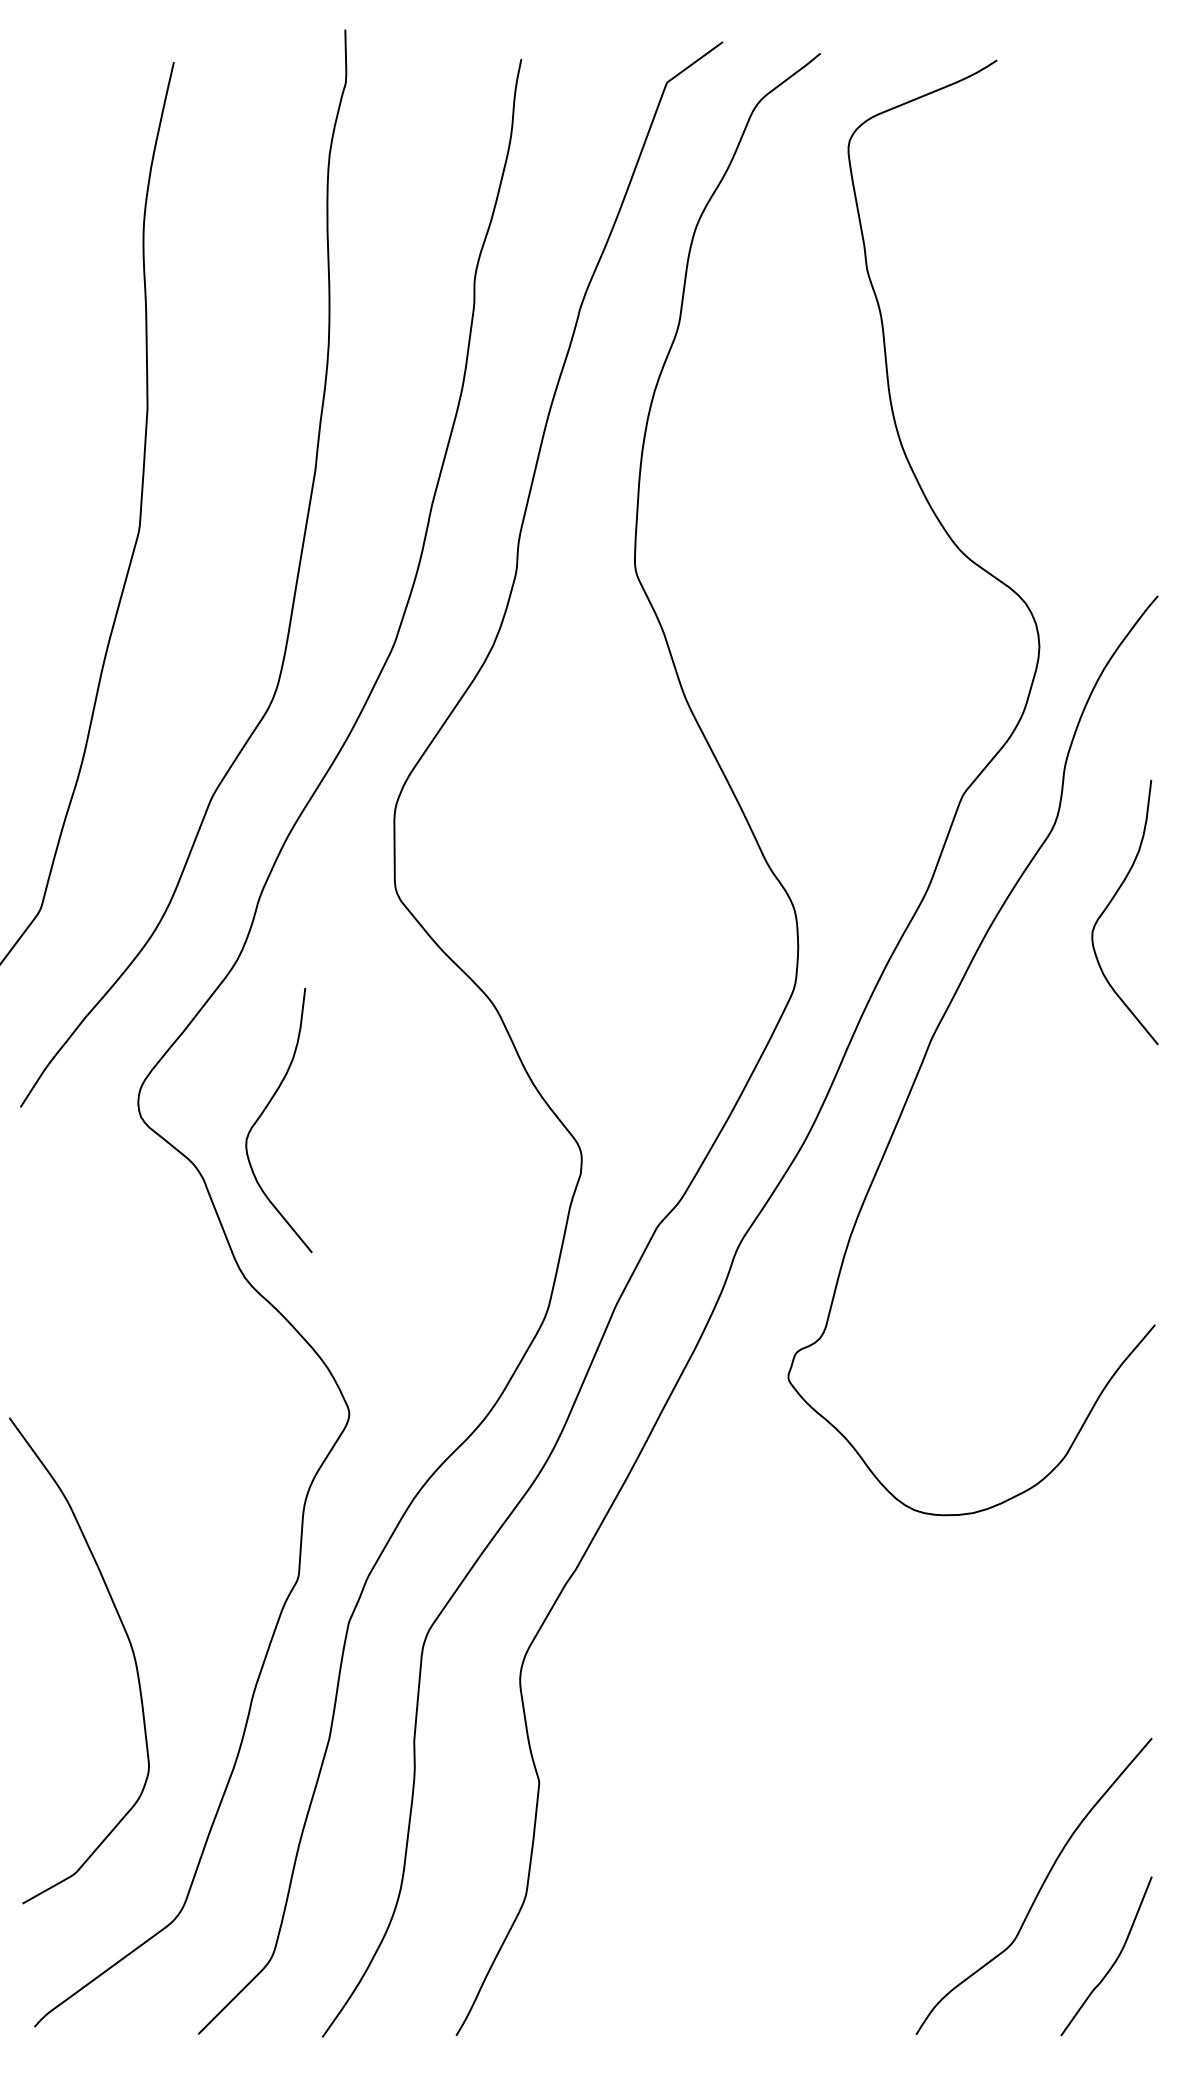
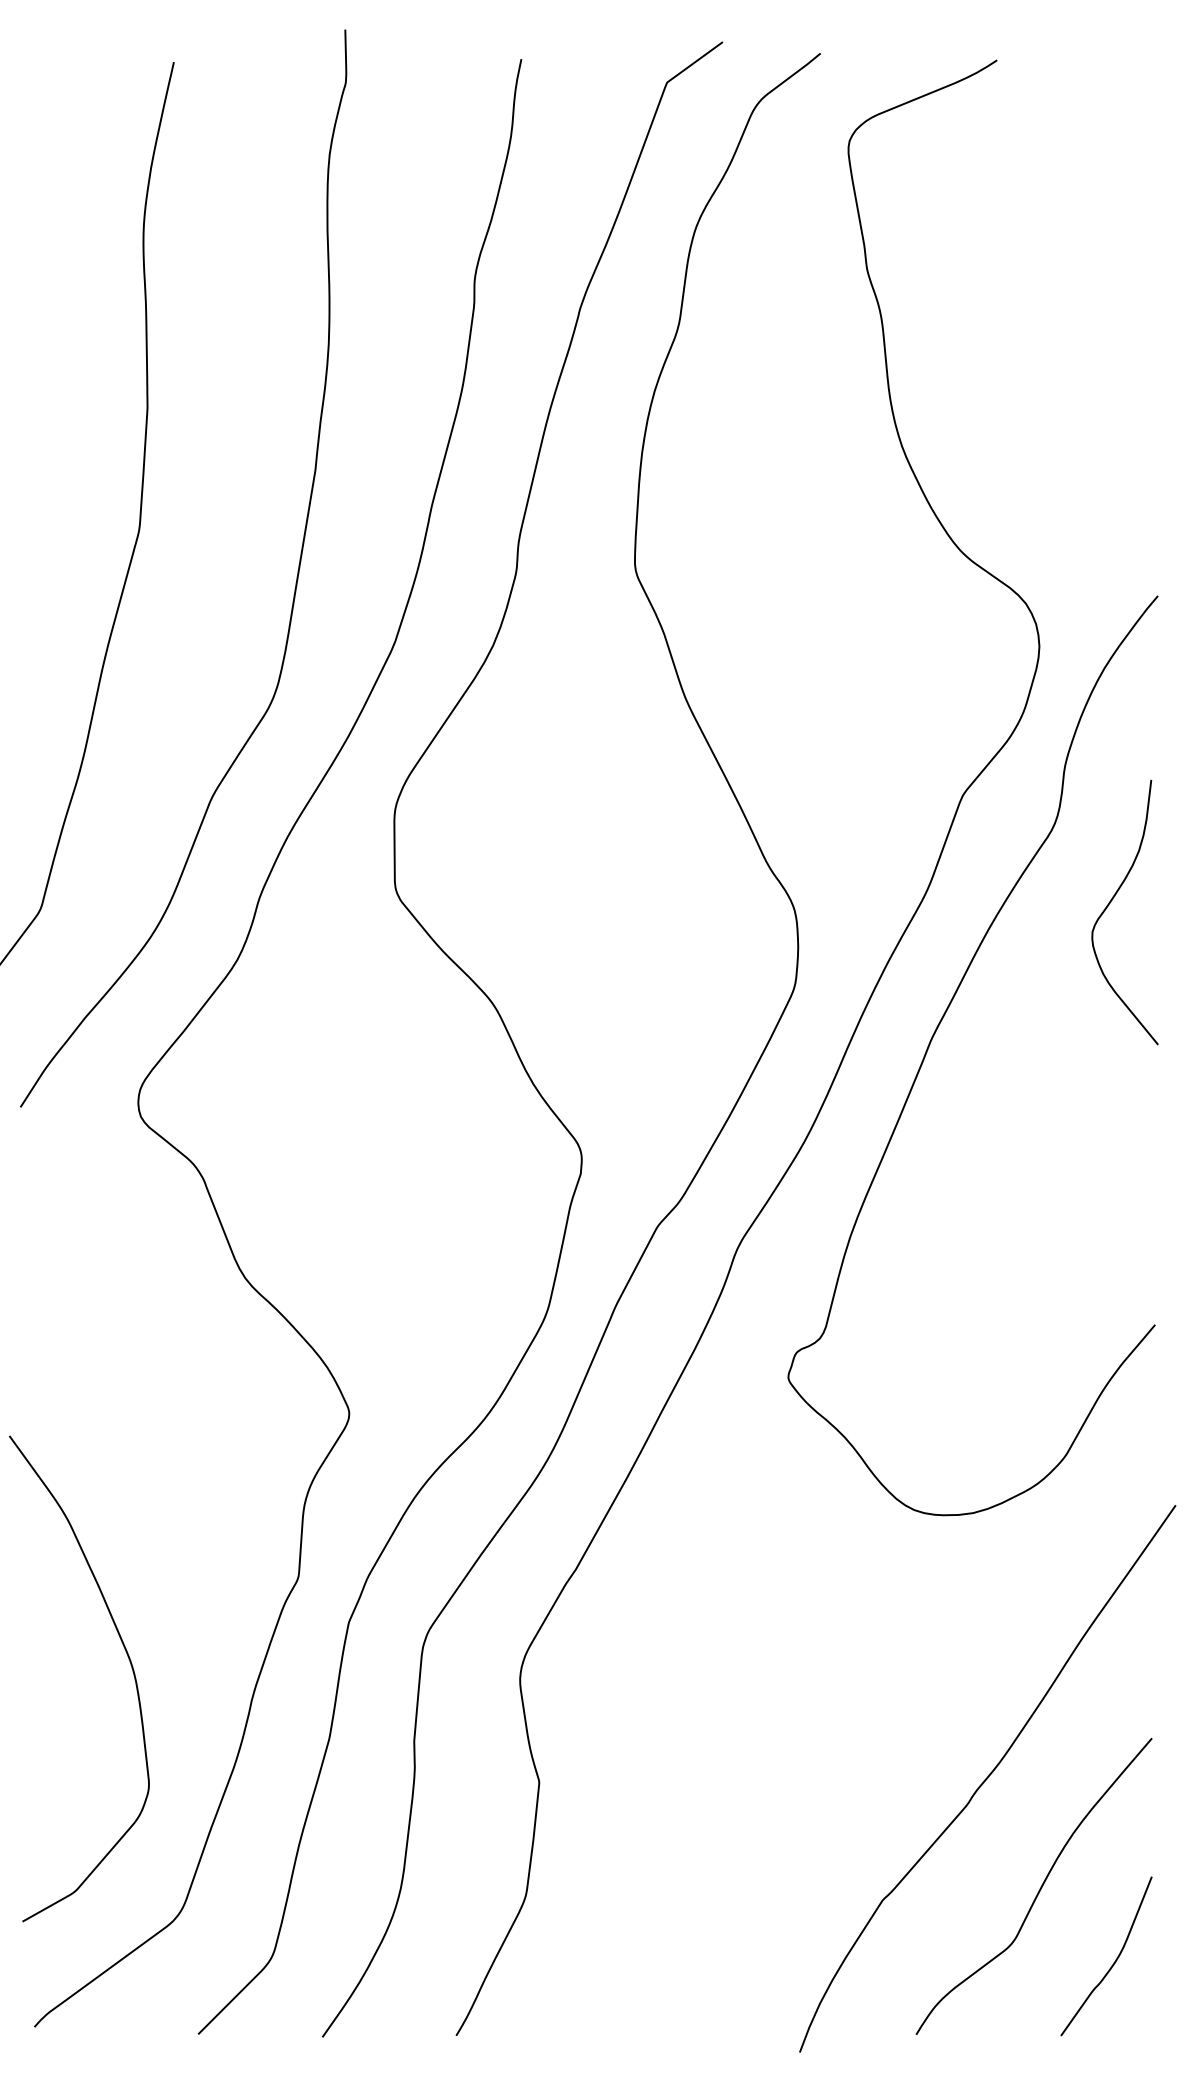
curve: present -> none (265, 1110)
curve position: (129, 1644) -> (129, 1662) (129, 1662)
curve: none -> present (987, 1778)
